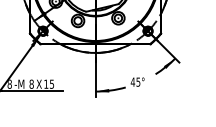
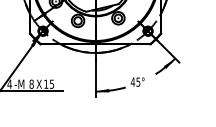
text: 8 -> 4 (9, 83)
